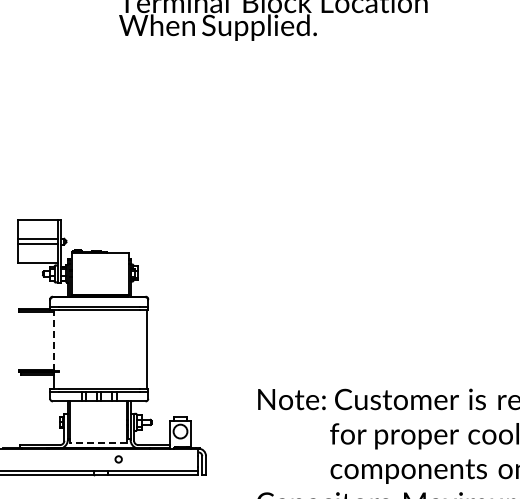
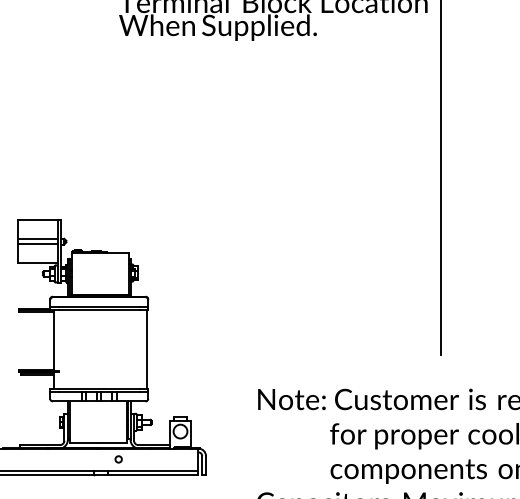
line: none -> present (441, 178)
line: dashed -> solid (54, 339)
line: dashed -> solid (98, 443)
